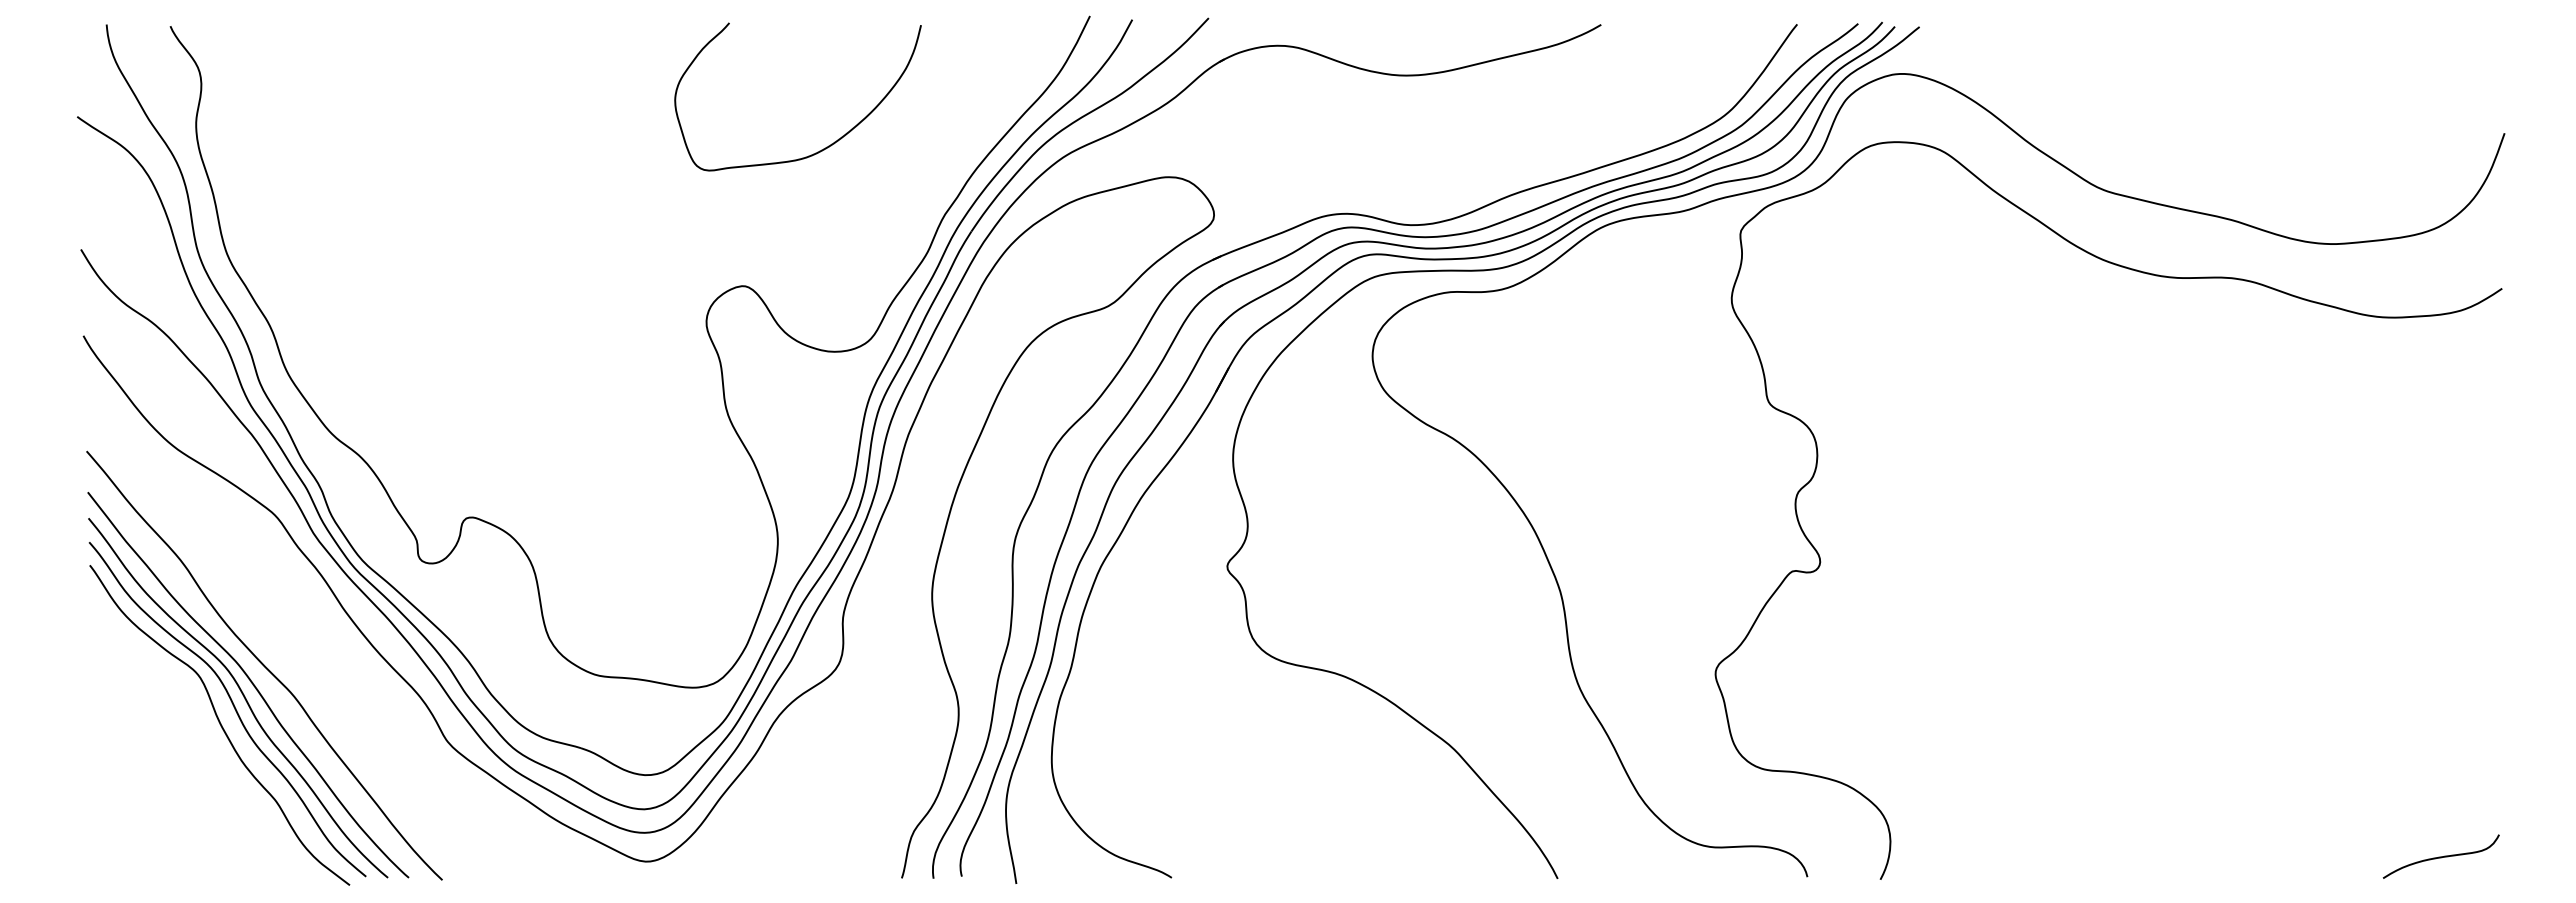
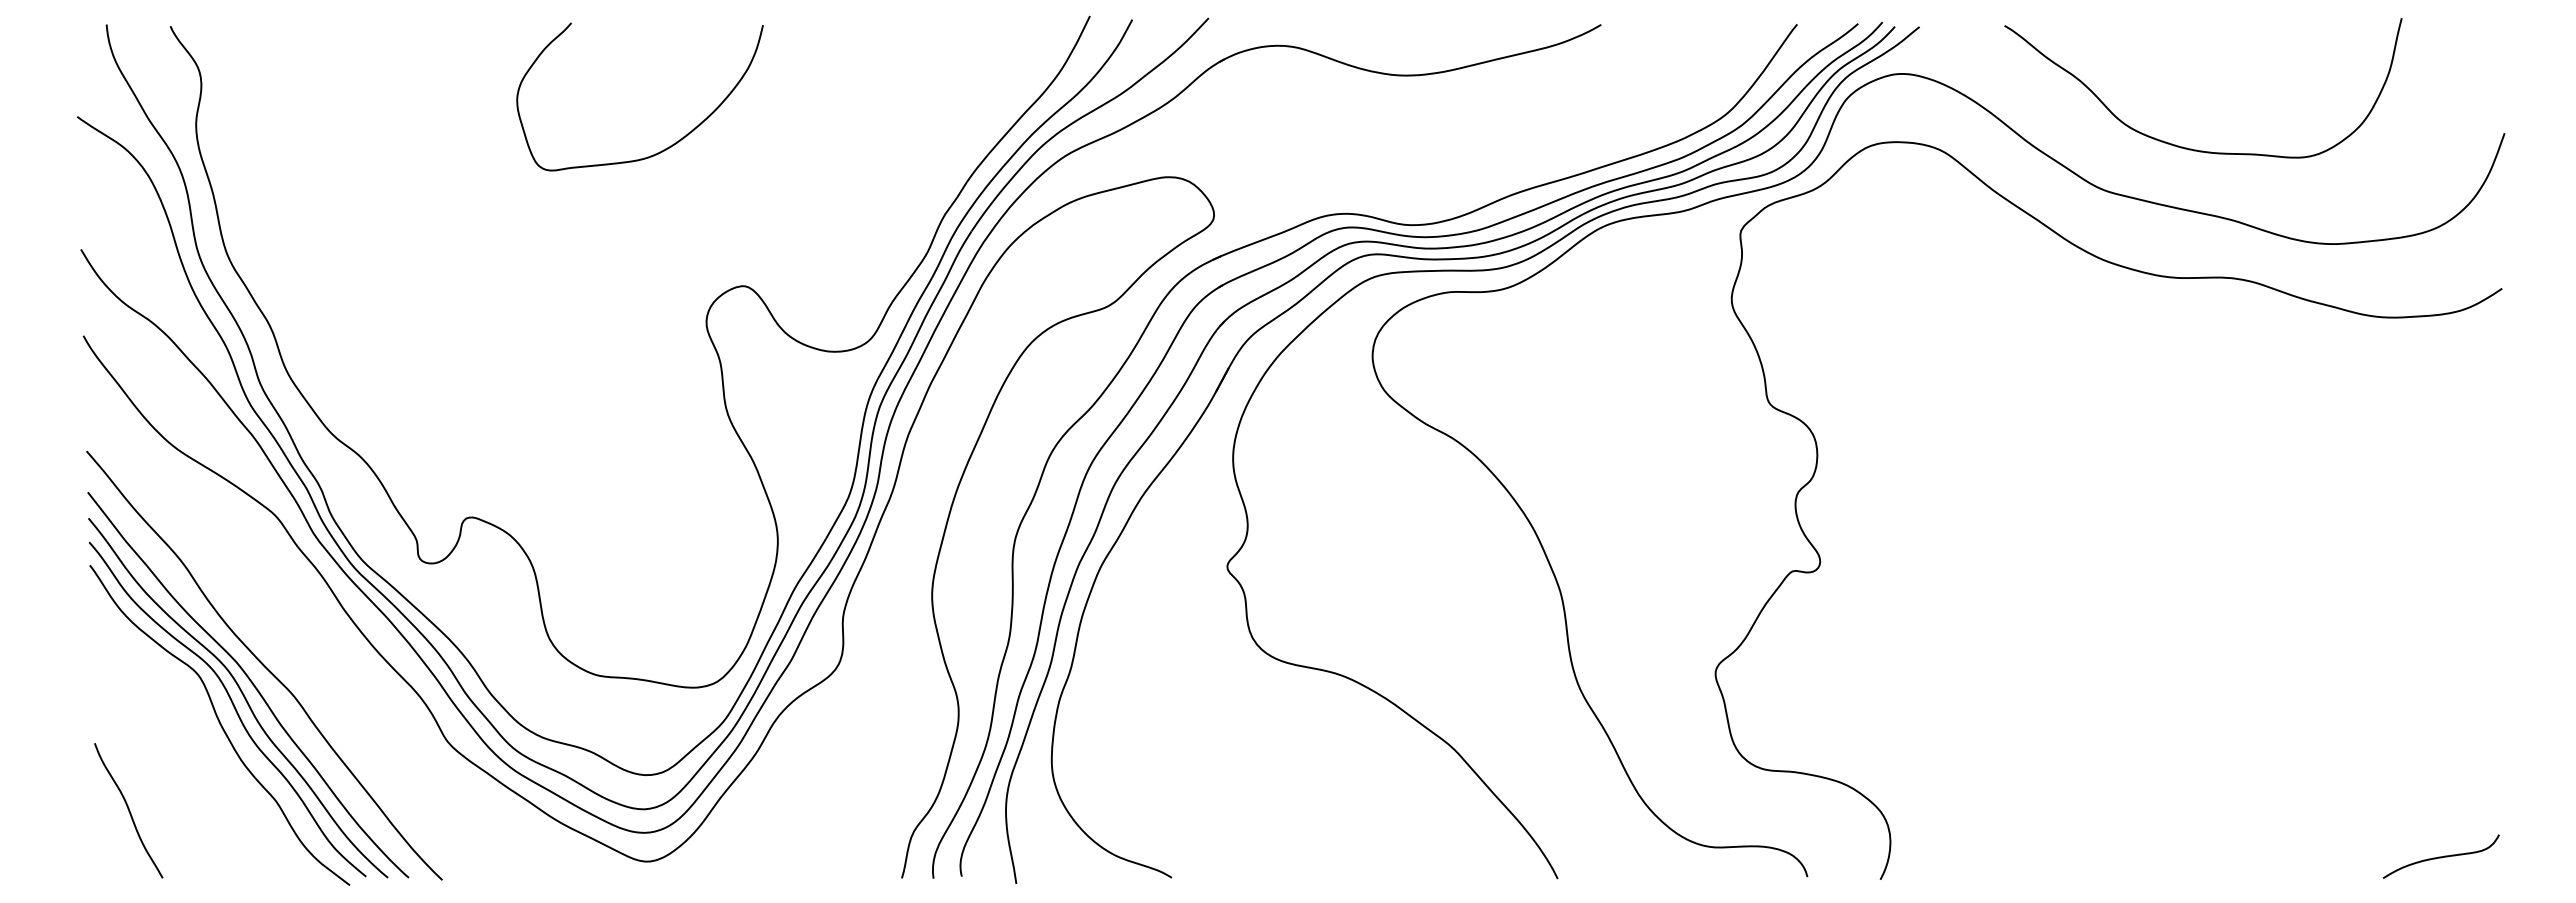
curve position: (828, 145) -> (670, 145) (670, 145)
curve: none -> present (2191, 148)
curve: none -> present (128, 810)
